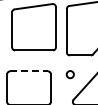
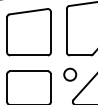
part position: (33, 27) -> (28, 32) (28, 32)
line: dashed -> solid (29, 71)
circle size: 10x10 px -> 15x15 px (70, 74)
